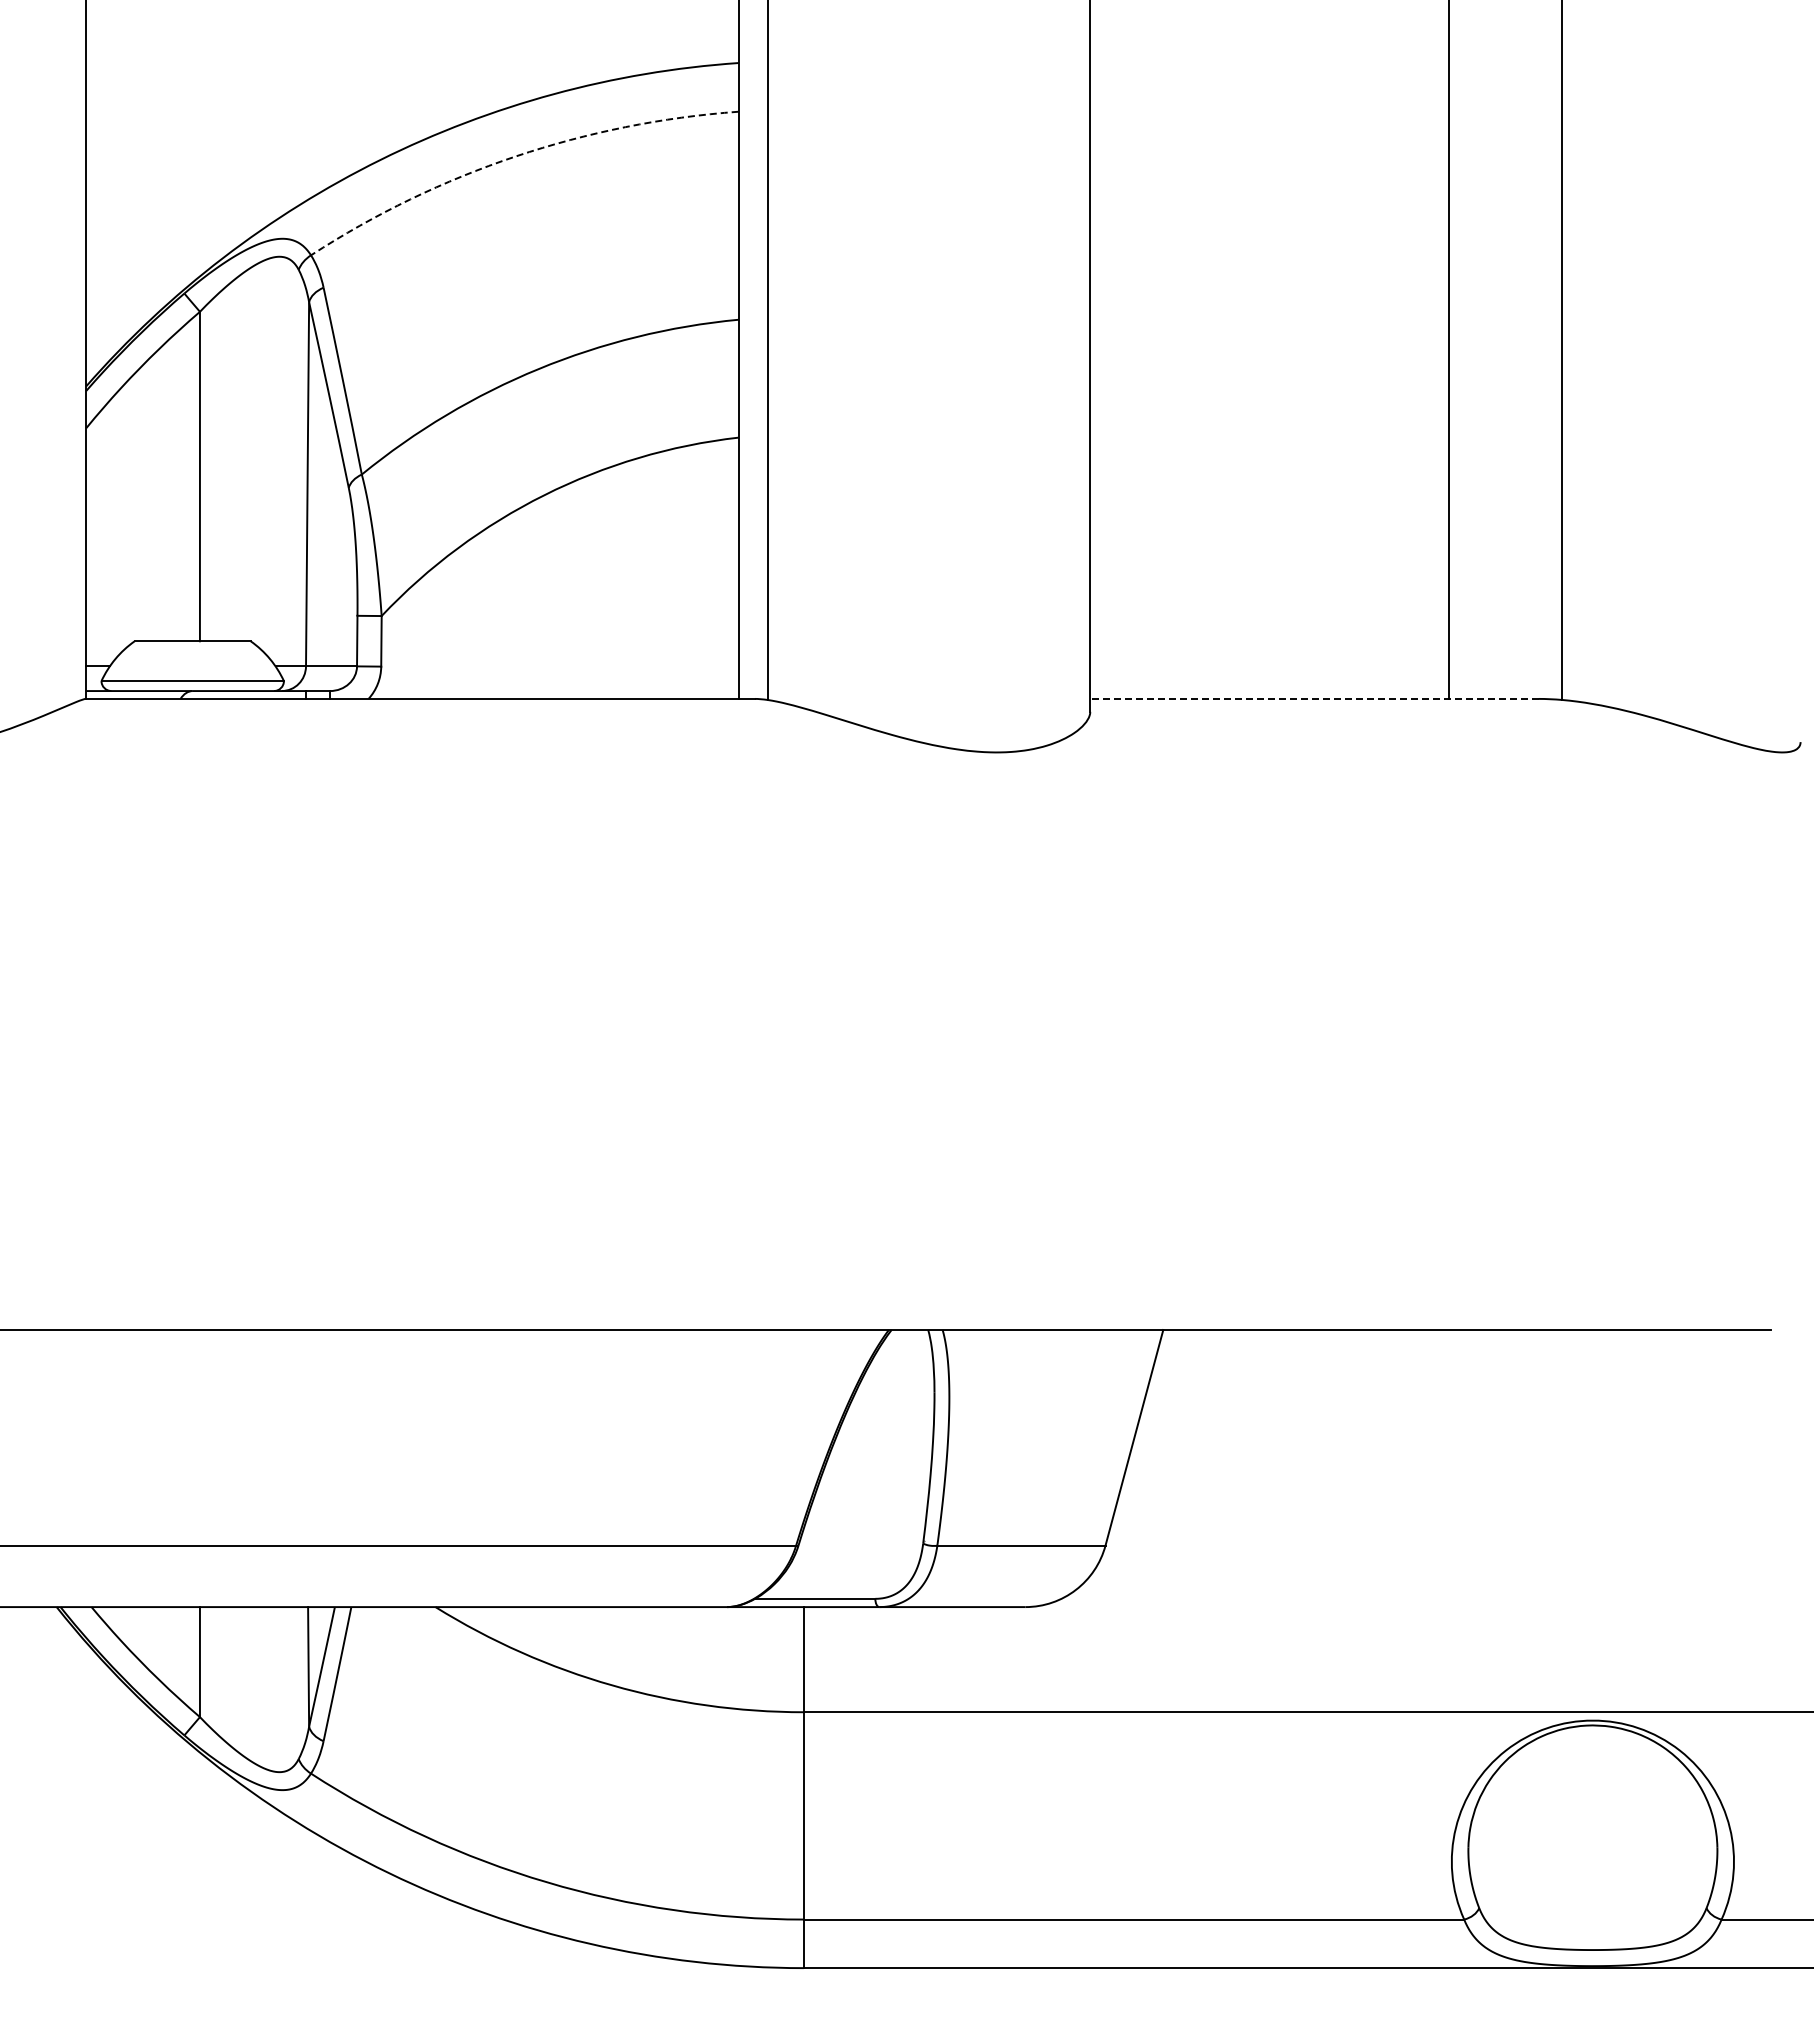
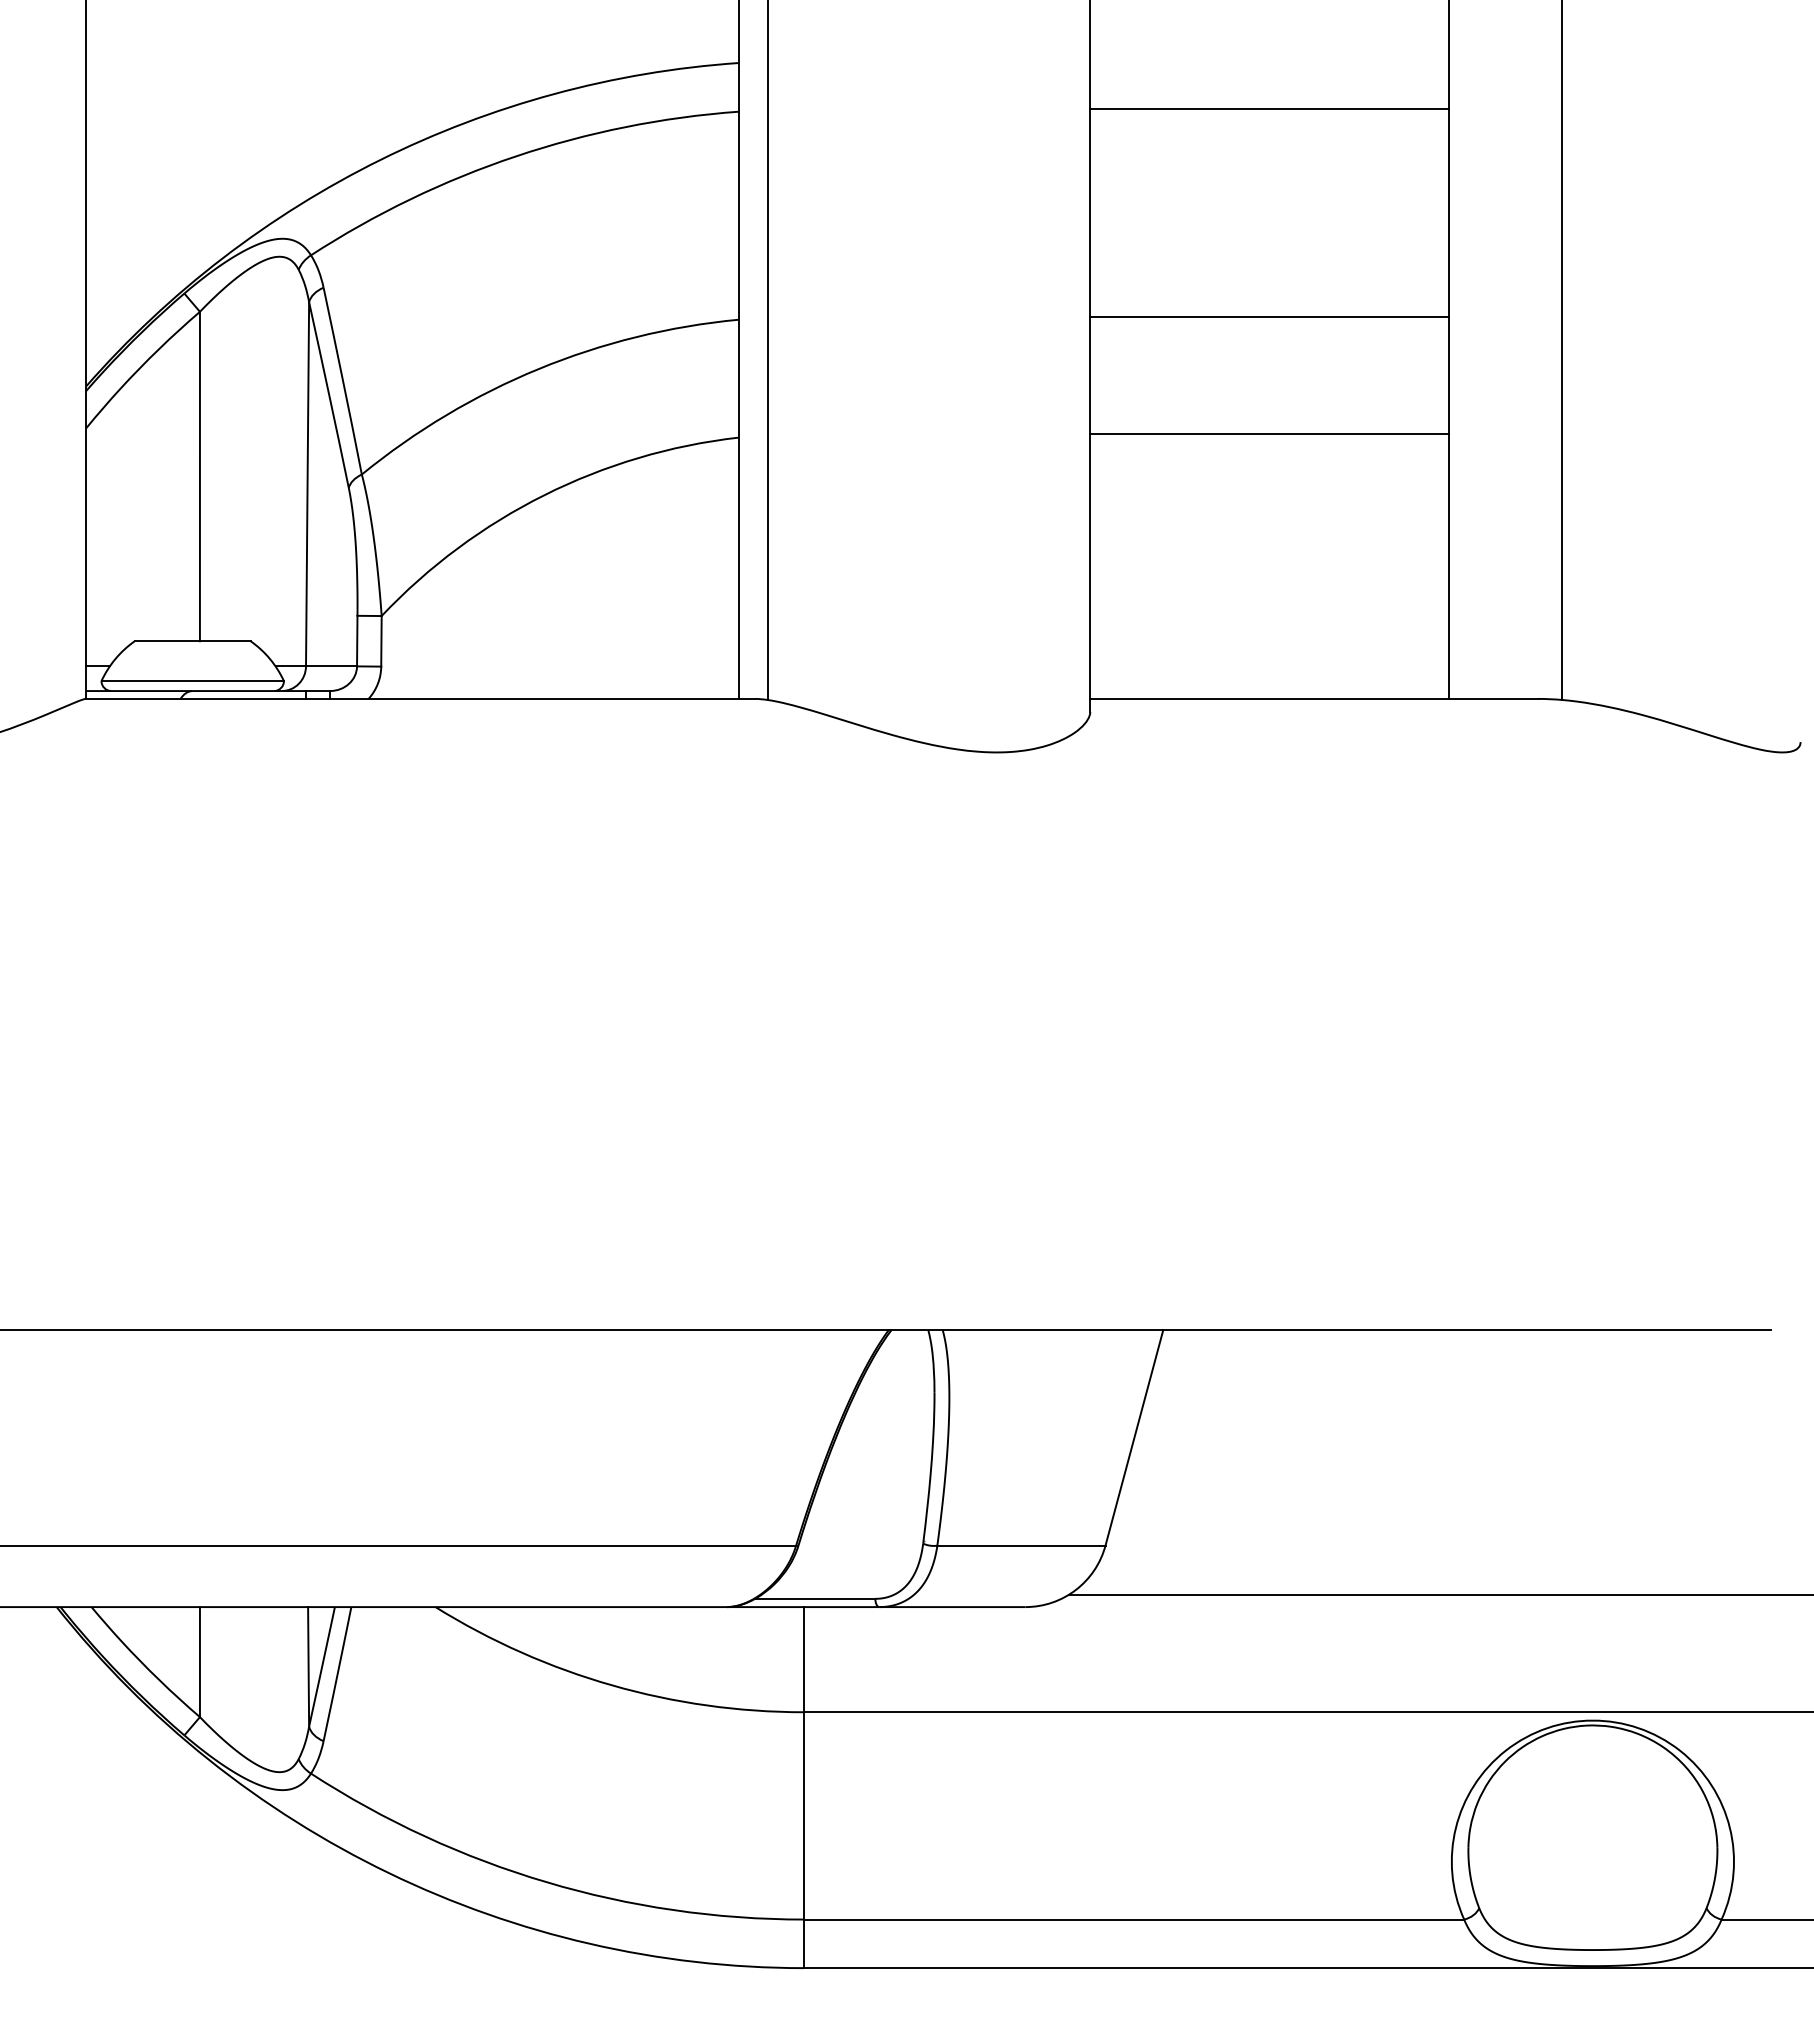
line: none -> present (1269, 109)
arc: dashed -> solid (515, 156)
line: none -> present (1269, 316)
line: none -> present (1269, 433)
line: dashed -> solid (1314, 698)
line: none -> present (1439, 1594)
